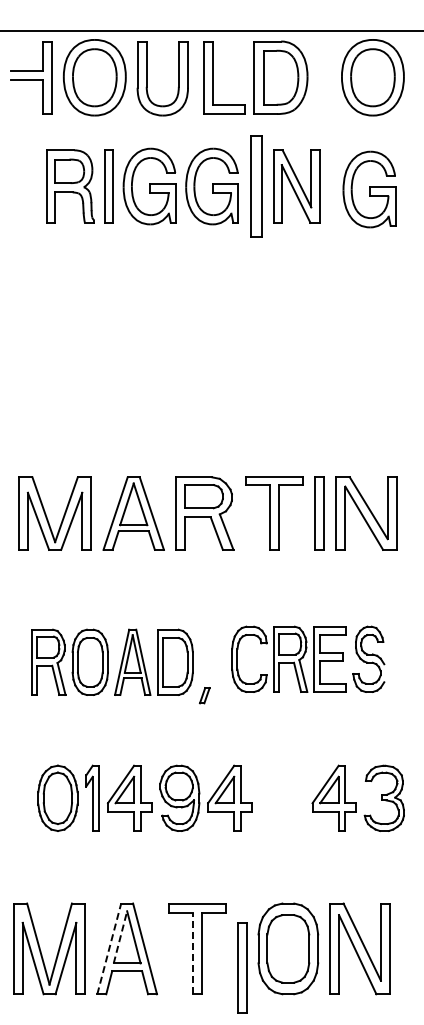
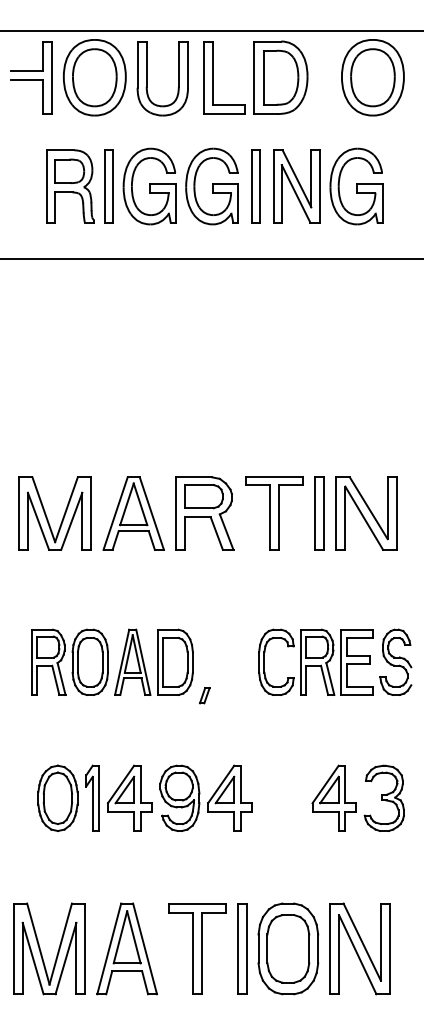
part size: 13x103 px -> 10x75 px (255, 186)
part position: (369, 189) -> (356, 186) (356, 186)
line: none -> present (211, 259)
part position: (308, 658) -> (335, 661) (335, 661)
line: dashed -> solid (120, 937)
line: dashed -> solid (109, 948)
line: dashed -> solid (192, 953)
part position: (242, 967) -> (242, 948) (242, 948)
